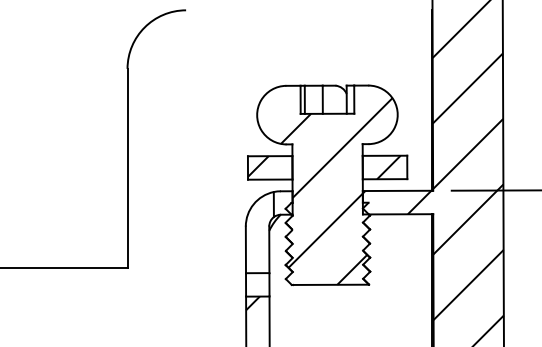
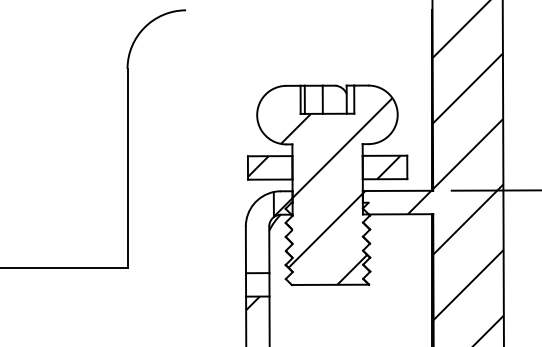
hatch: none -> present (282, 207)
